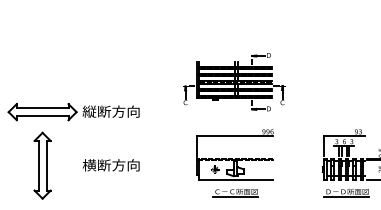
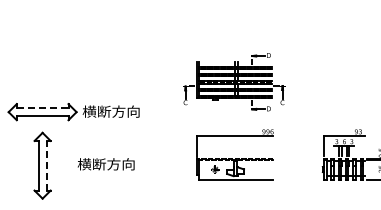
line: solid -> dashed (42, 108)
text: 縦断方向 -> 横断方向 (88, 111)
line: solid -> dashed (46, 165)
text position: (110, 165) -> (105, 164) (105, 164)
part: present -> none (235, 192)
part: present -> none (346, 192)
